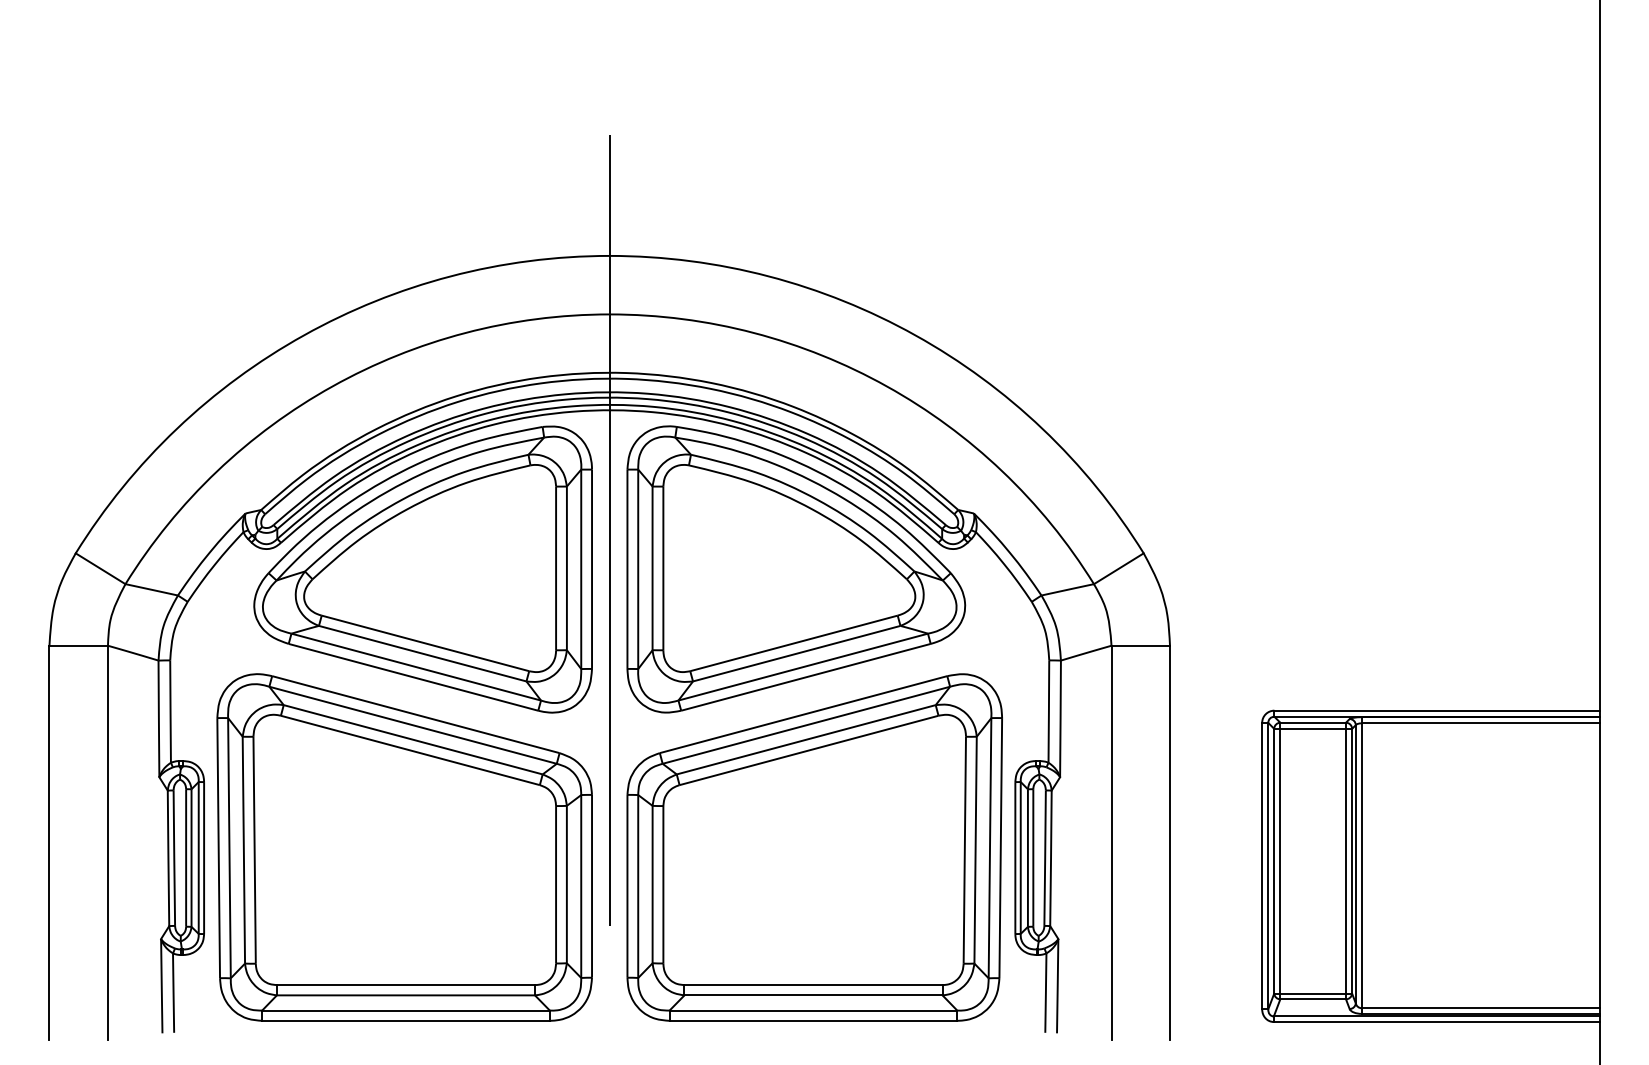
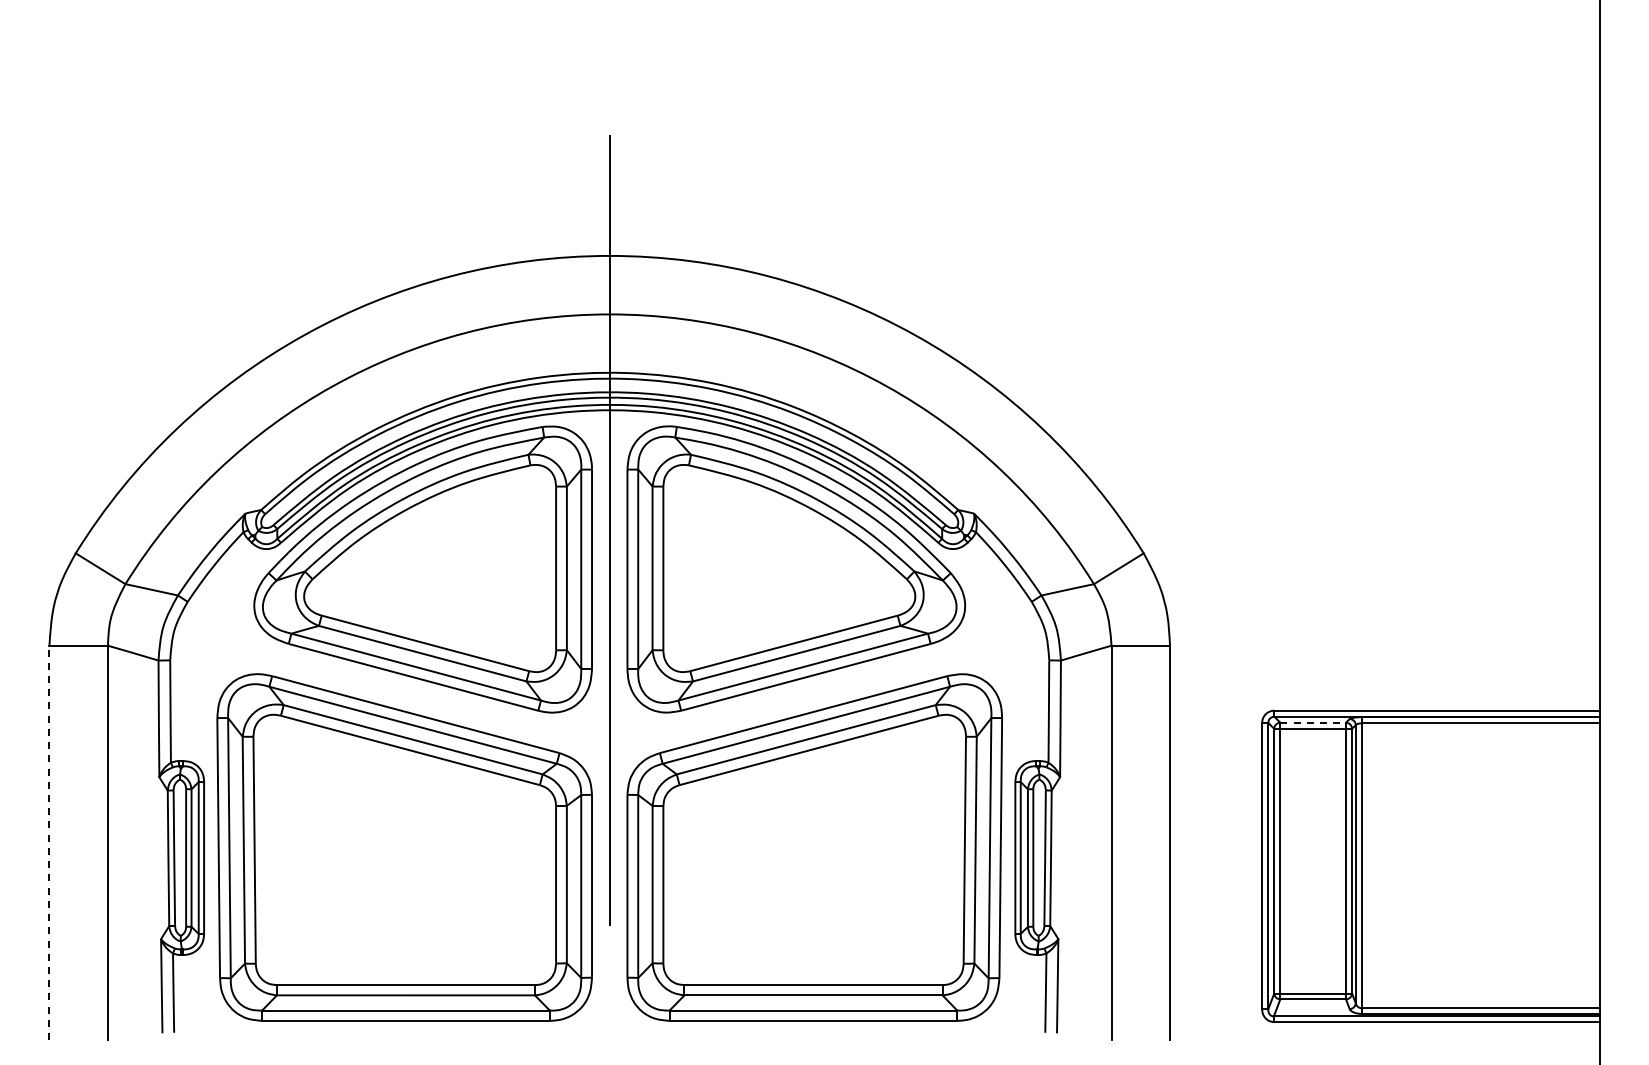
line: solid -> dashed (1313, 722)
line: solid -> dashed (49, 842)
